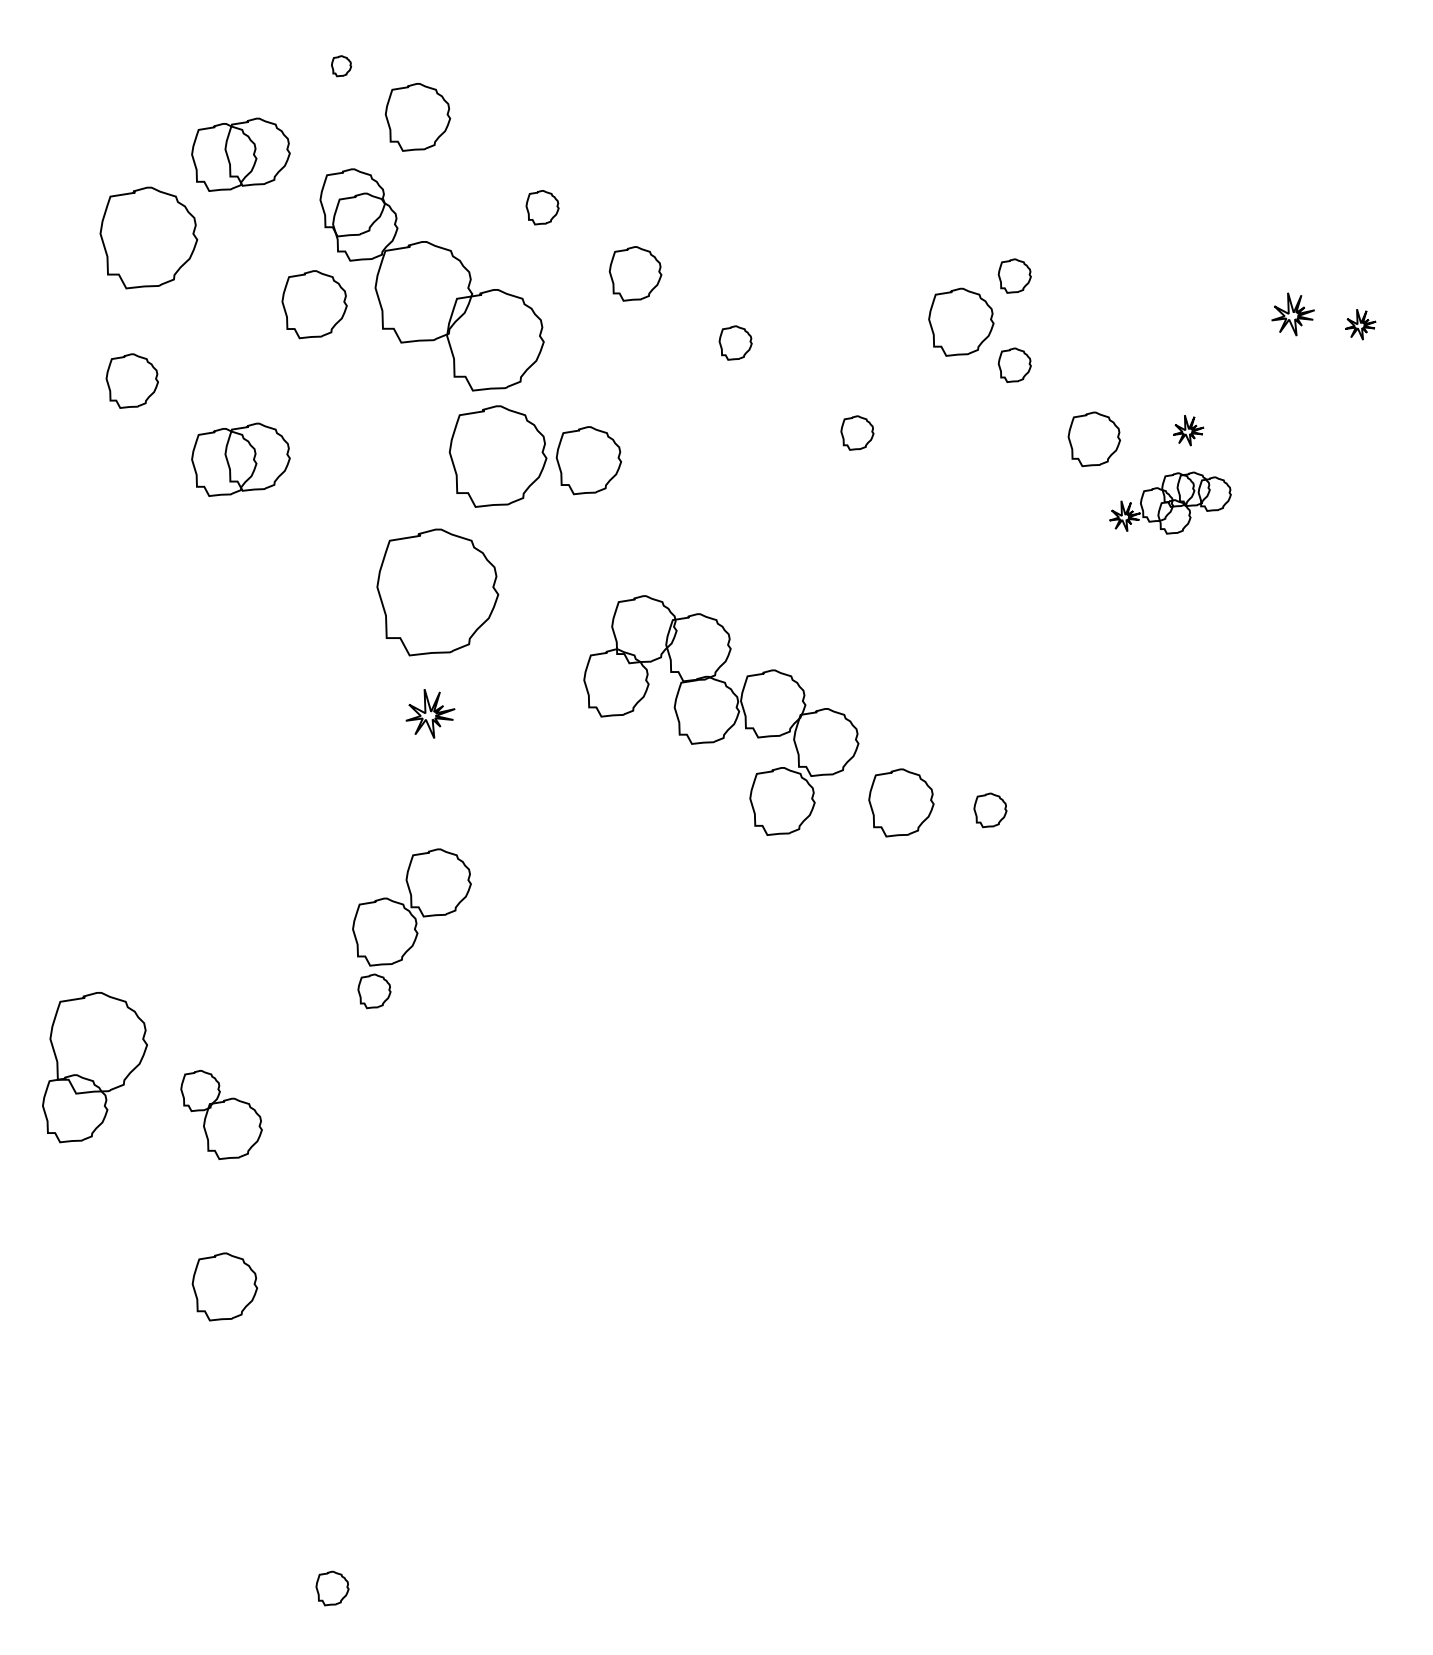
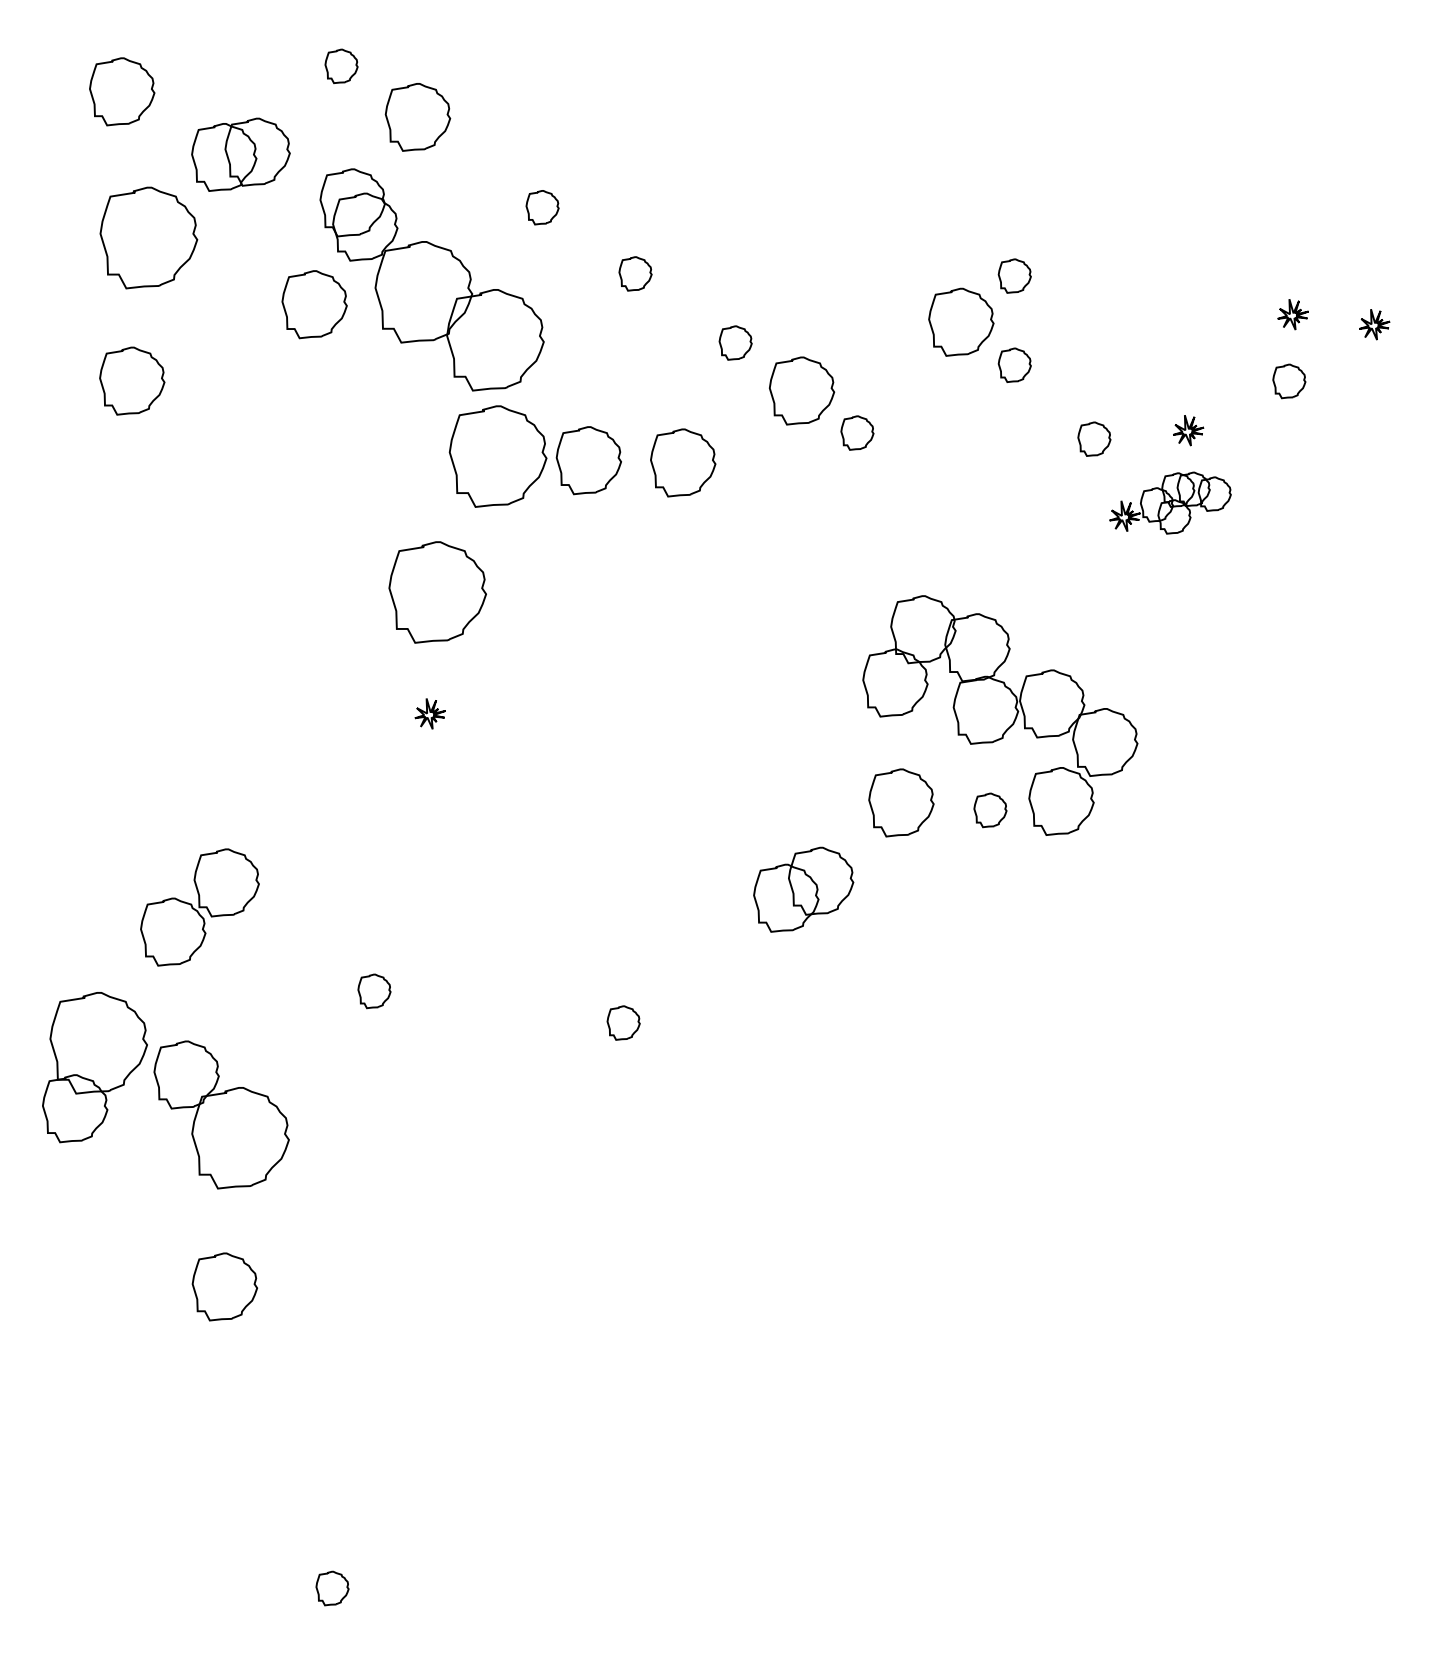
part size: 22x23 px -> 35x36 px (341, 65)
part: none -> present (122, 91)
part size: 55x56 px -> 35x36 px (635, 273)
part size: 44x45 px -> 32x32 px (1292, 314)
part position: (1360, 324) -> (1374, 324) (1374, 324)
part size: 54x56 px -> 67x70 px (132, 380)
part: none -> present (1289, 381)
part: none -> present (802, 390)
part size: 54x57 px -> 35x36 px (1094, 438)
part: present -> none (240, 459)
part: none -> present (683, 462)
part size: 124x129 px -> 99x103 px (437, 592)
part size: 51x50 px -> 32x32 px (429, 713)
part position: (721, 715) -> (1000, 715) (1000, 715)
part: none -> present (803, 889)
part position: (411, 907) -> (199, 907) (199, 907)
part: none -> present (623, 1022)
part size: 83x90 px -> 137x150 px (221, 1114)
